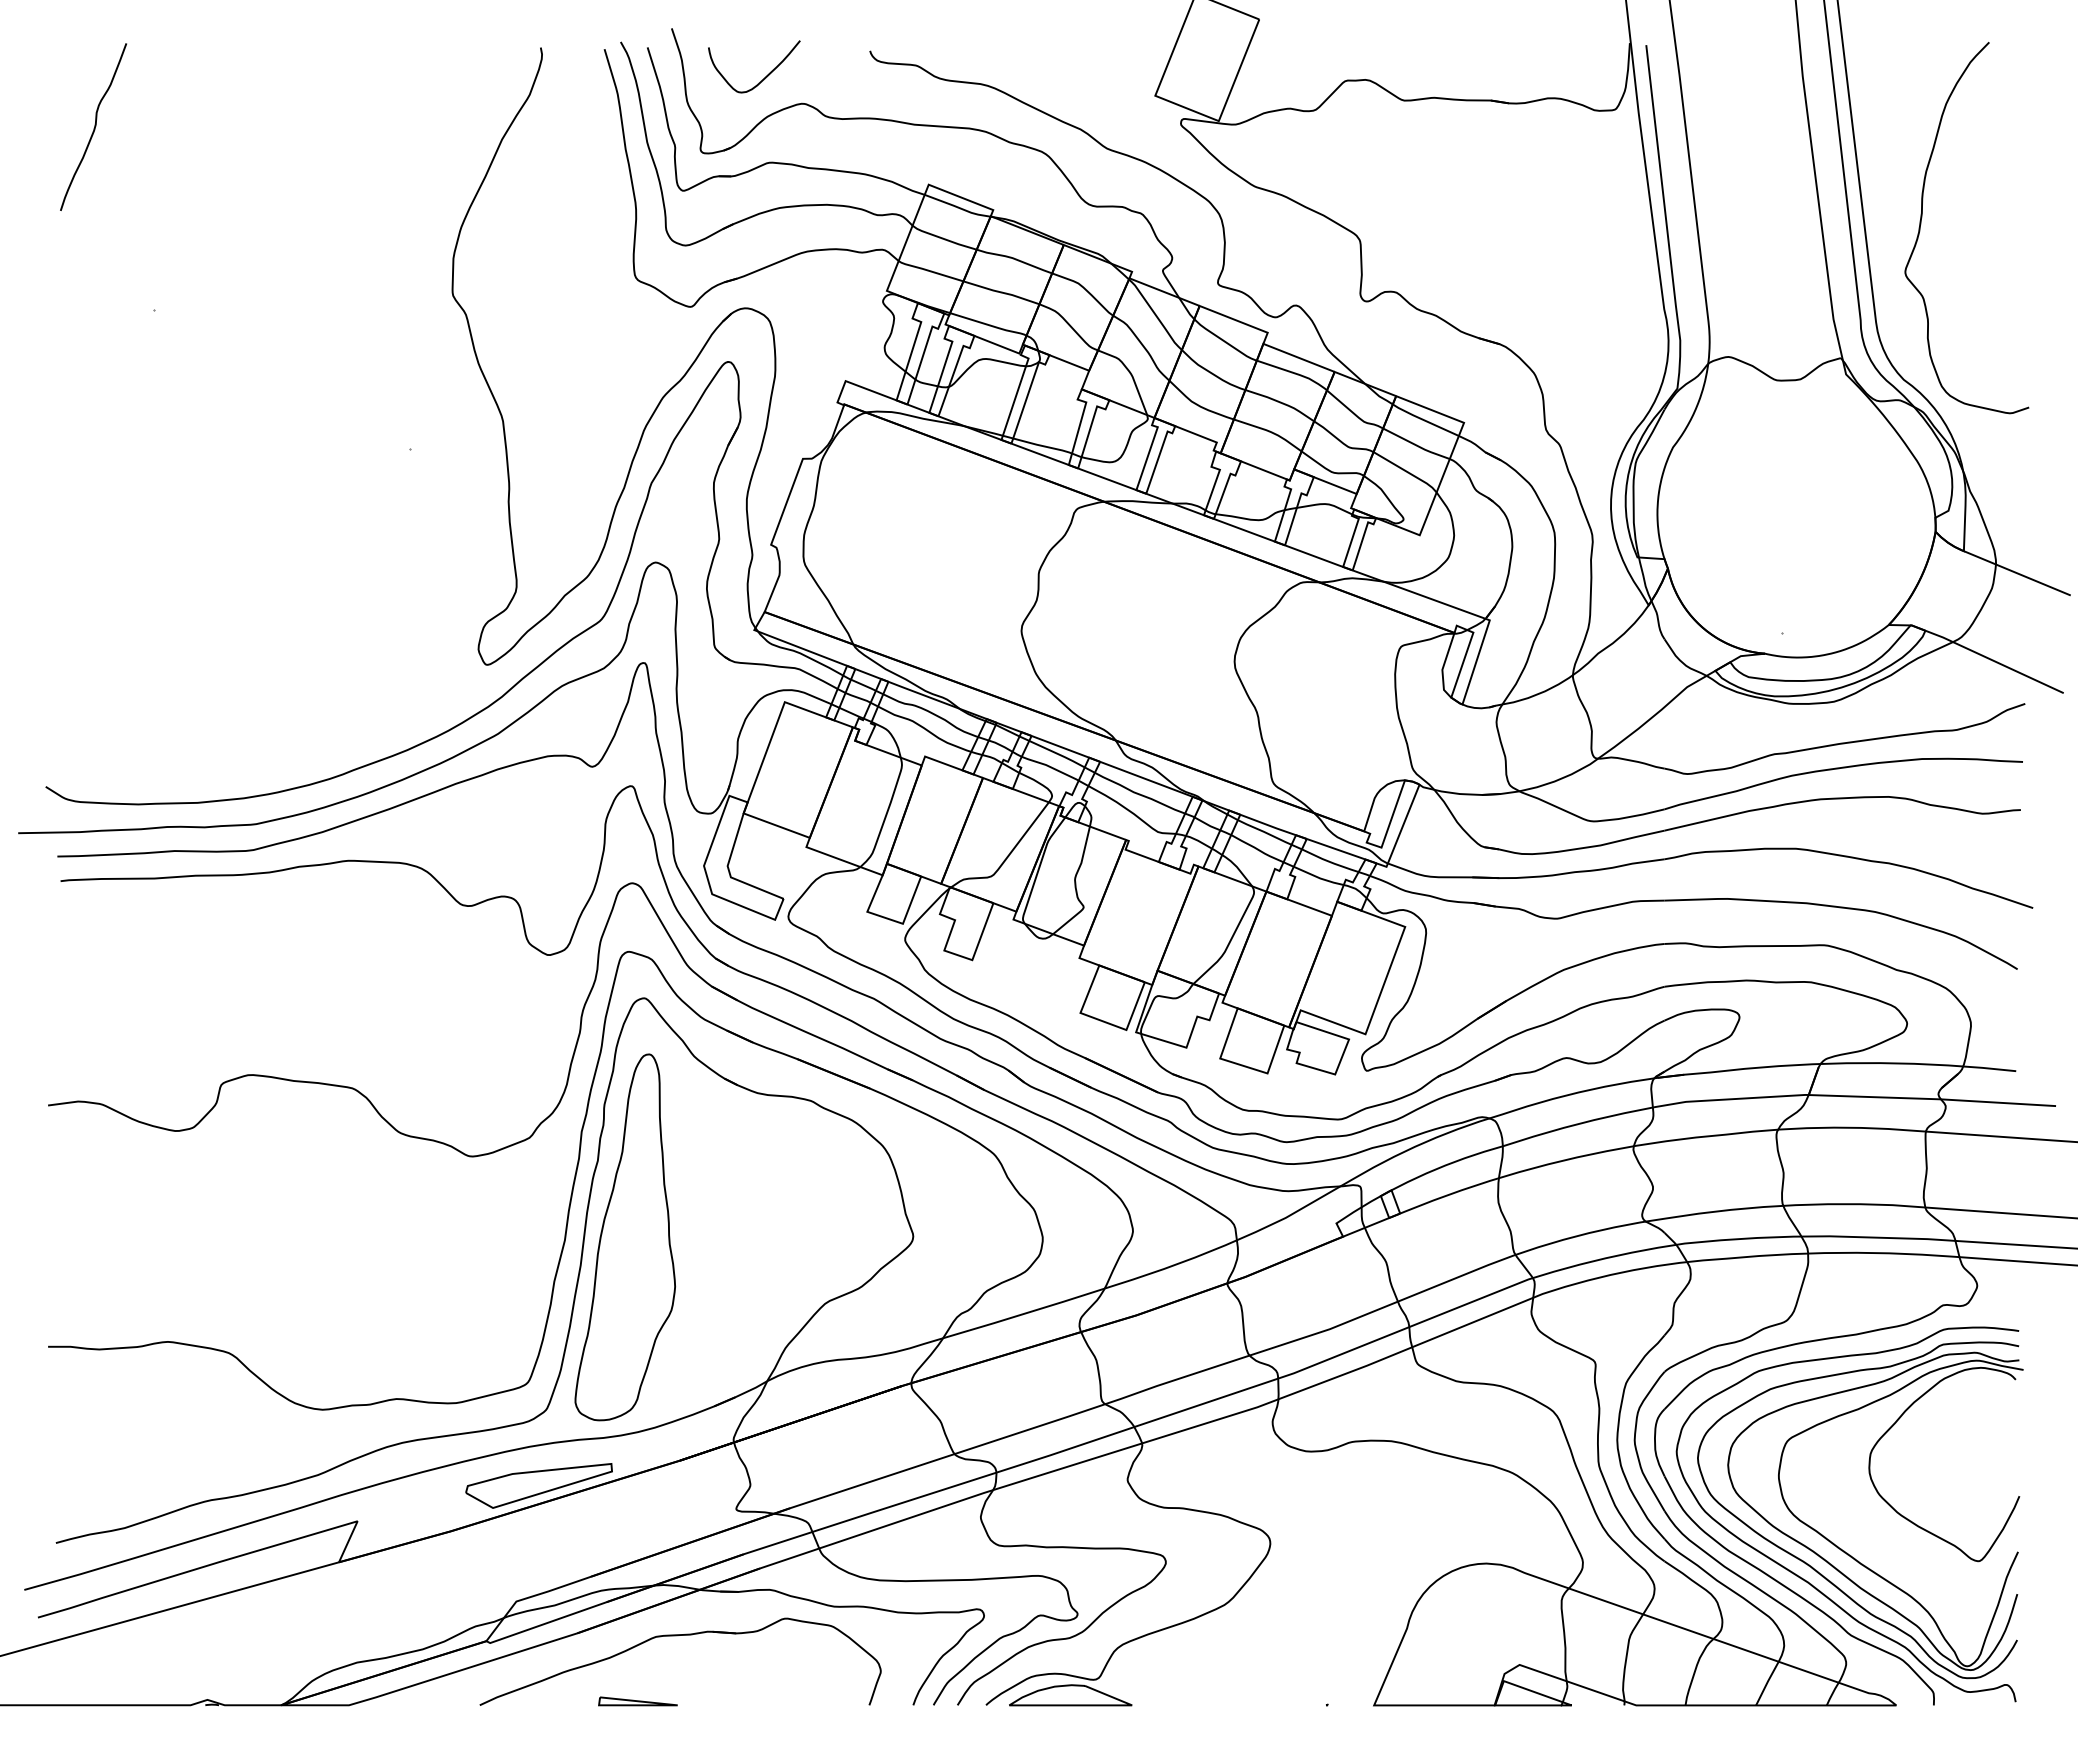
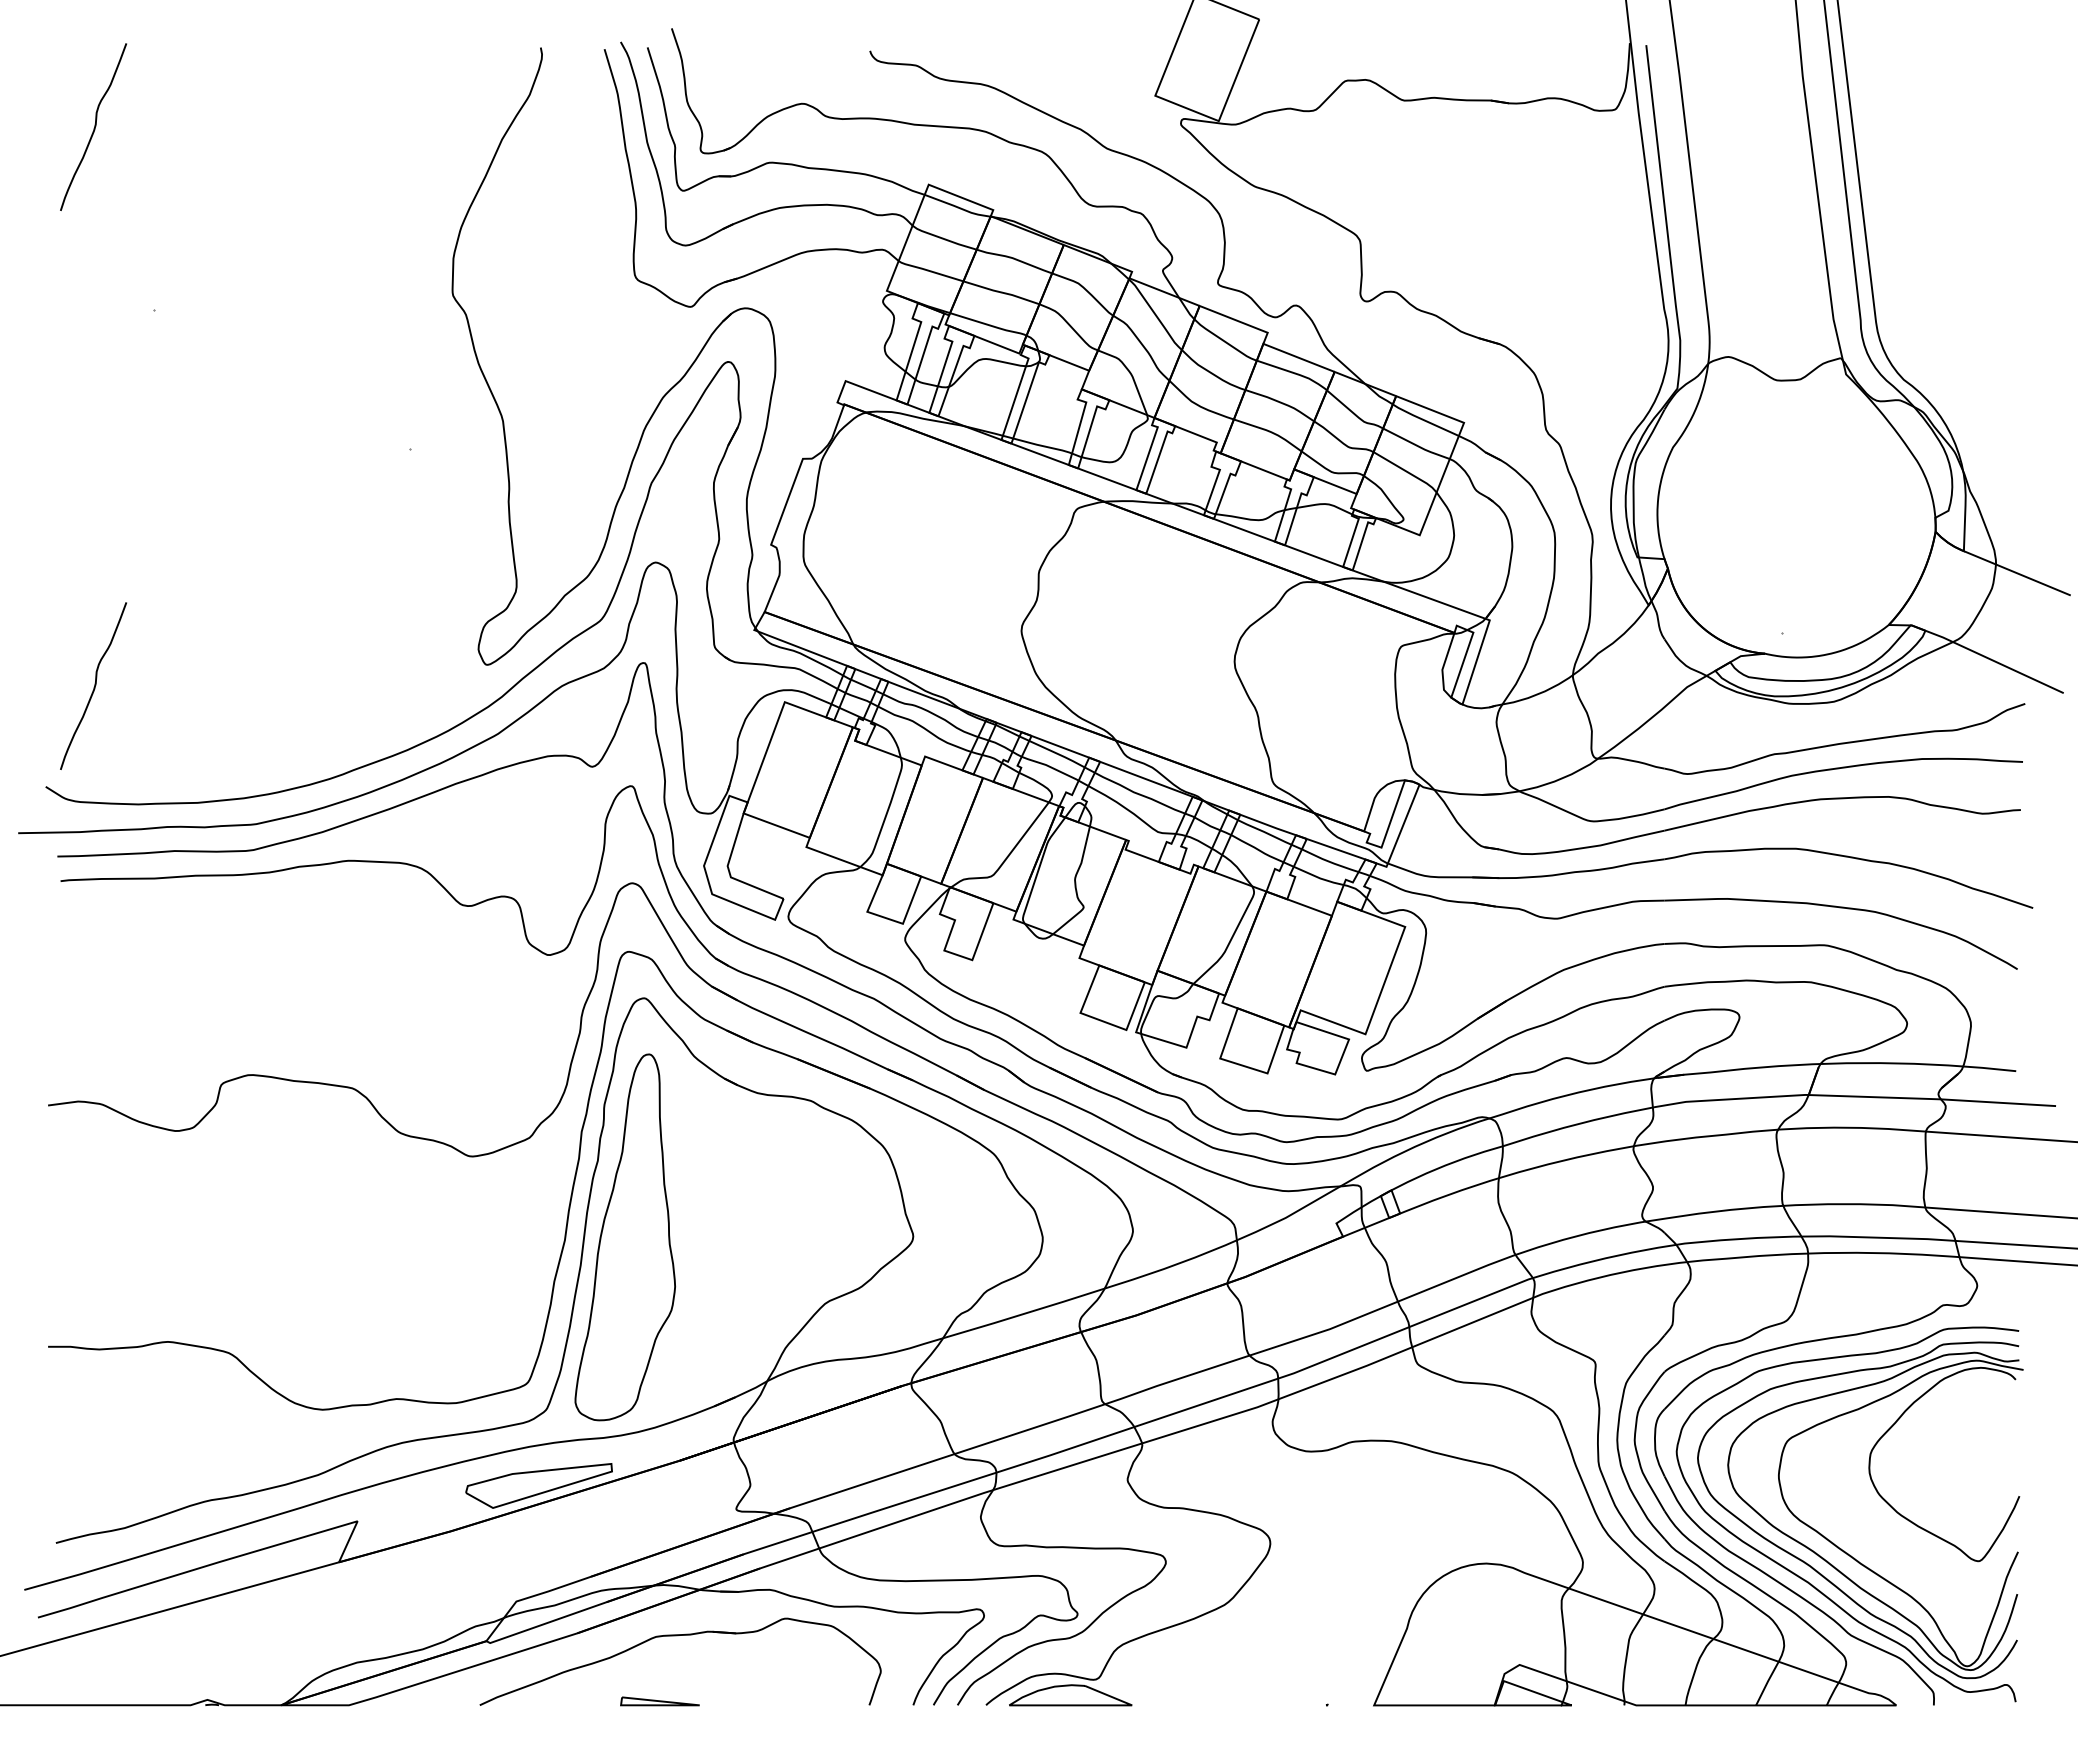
curve: present -> none (765, 76)
curve: present -> none (1921, 224)
curve: none -> present (94, 685)
part position: (637, 1701) -> (659, 1701) (659, 1701)
